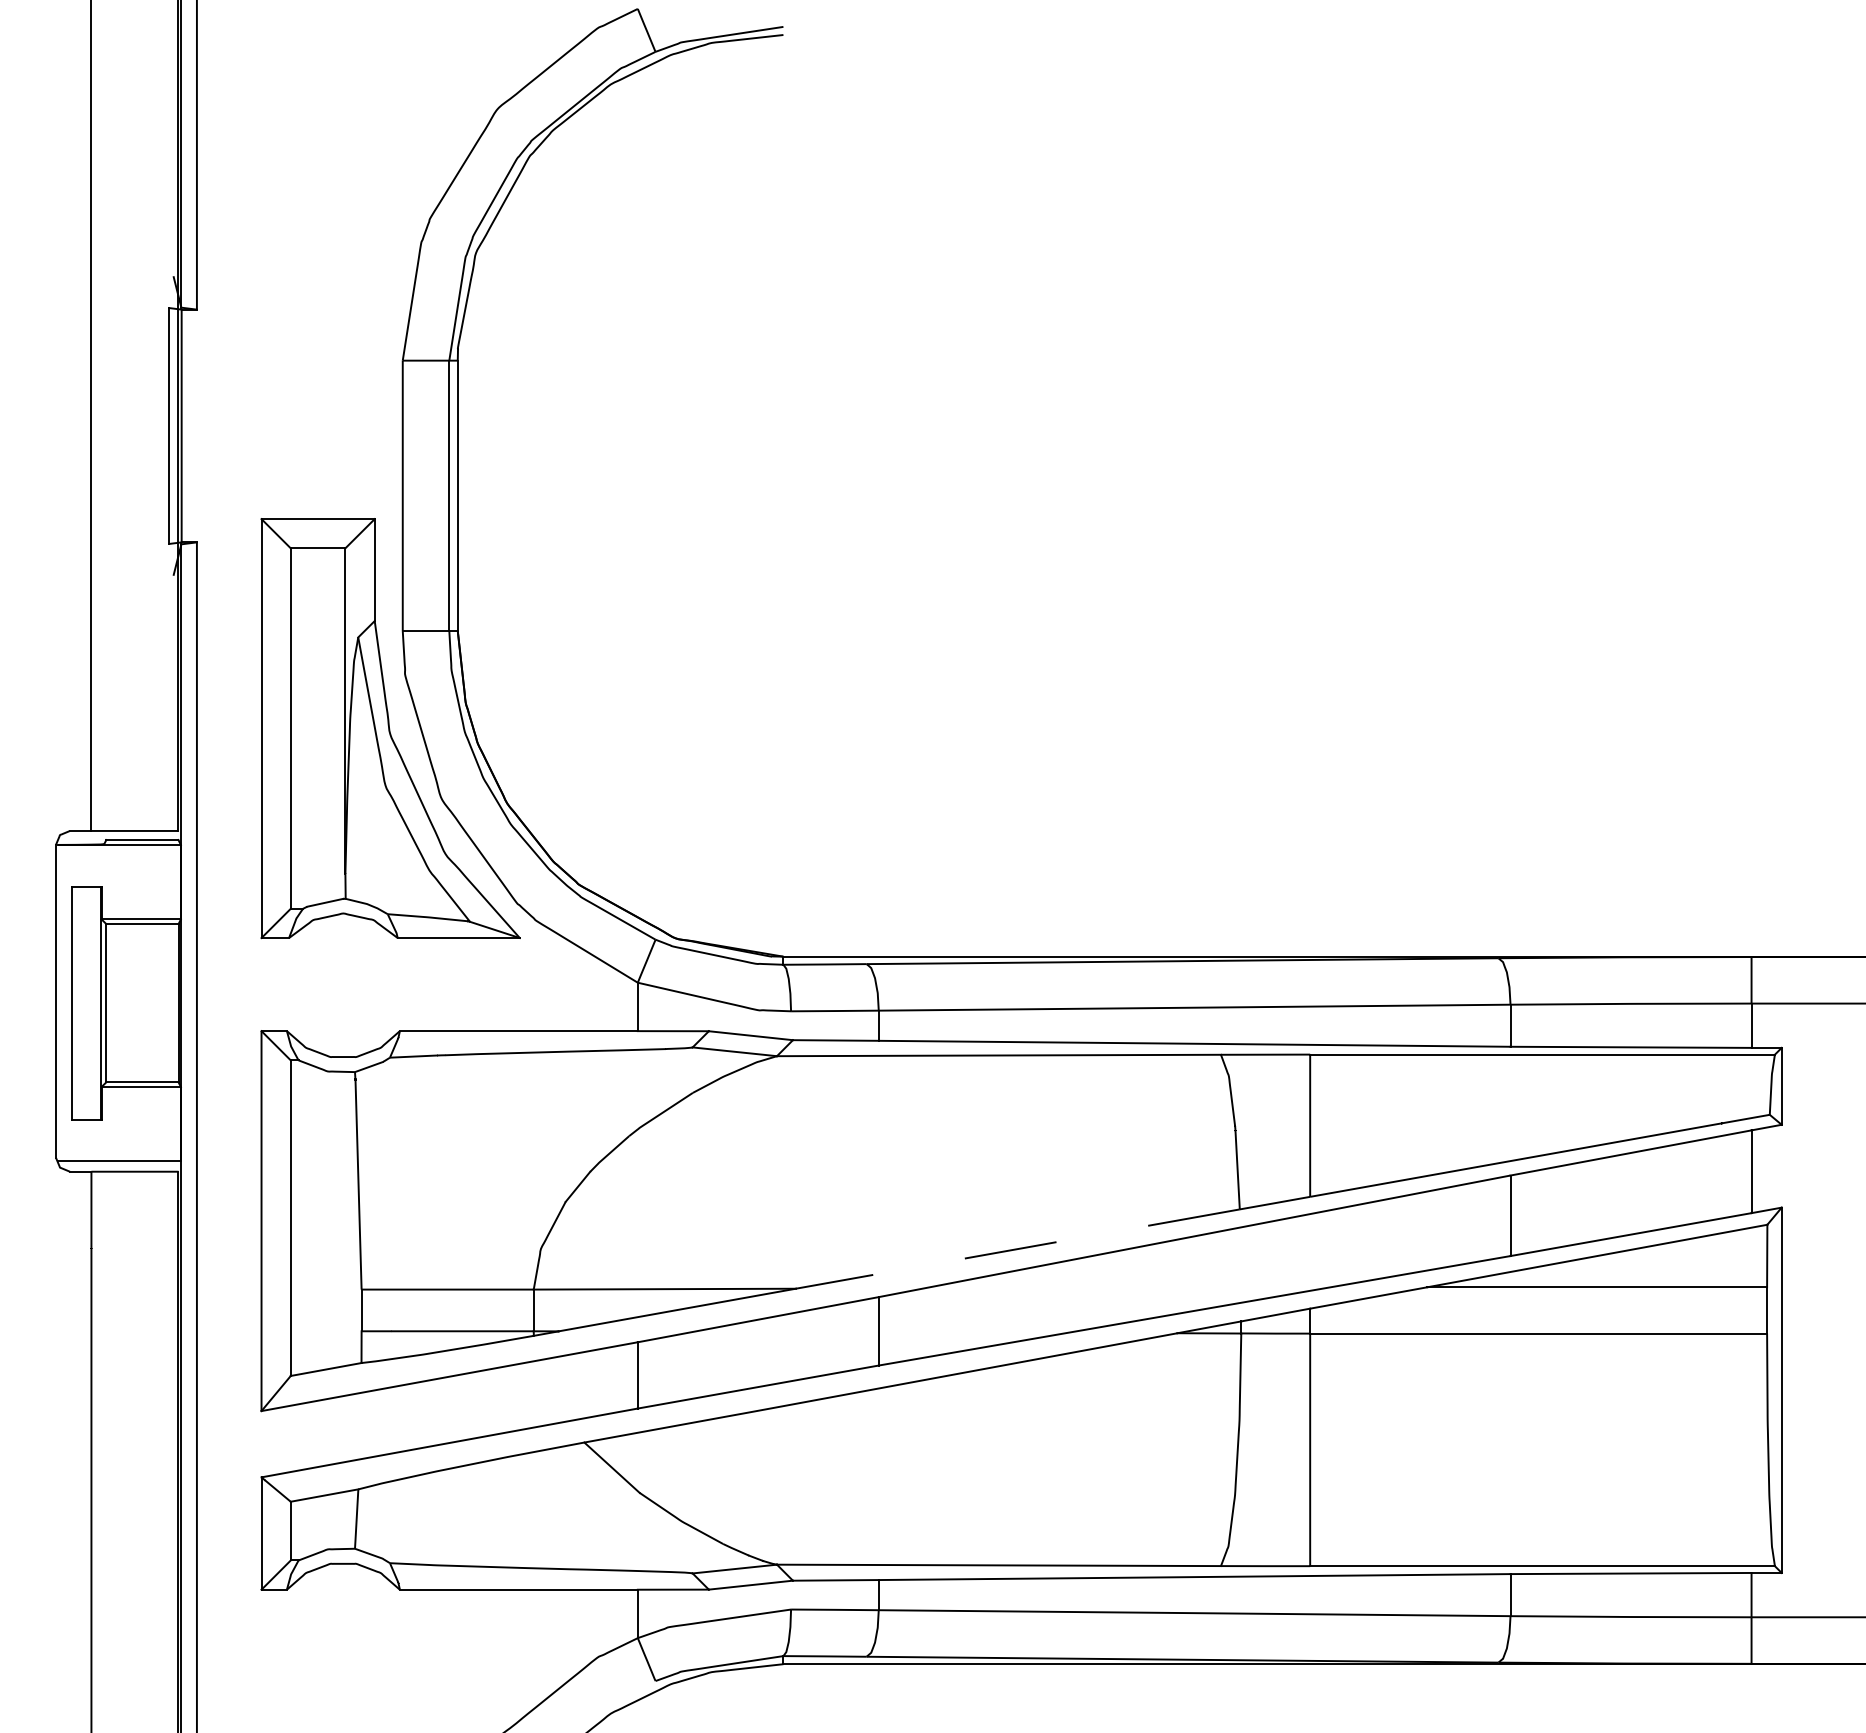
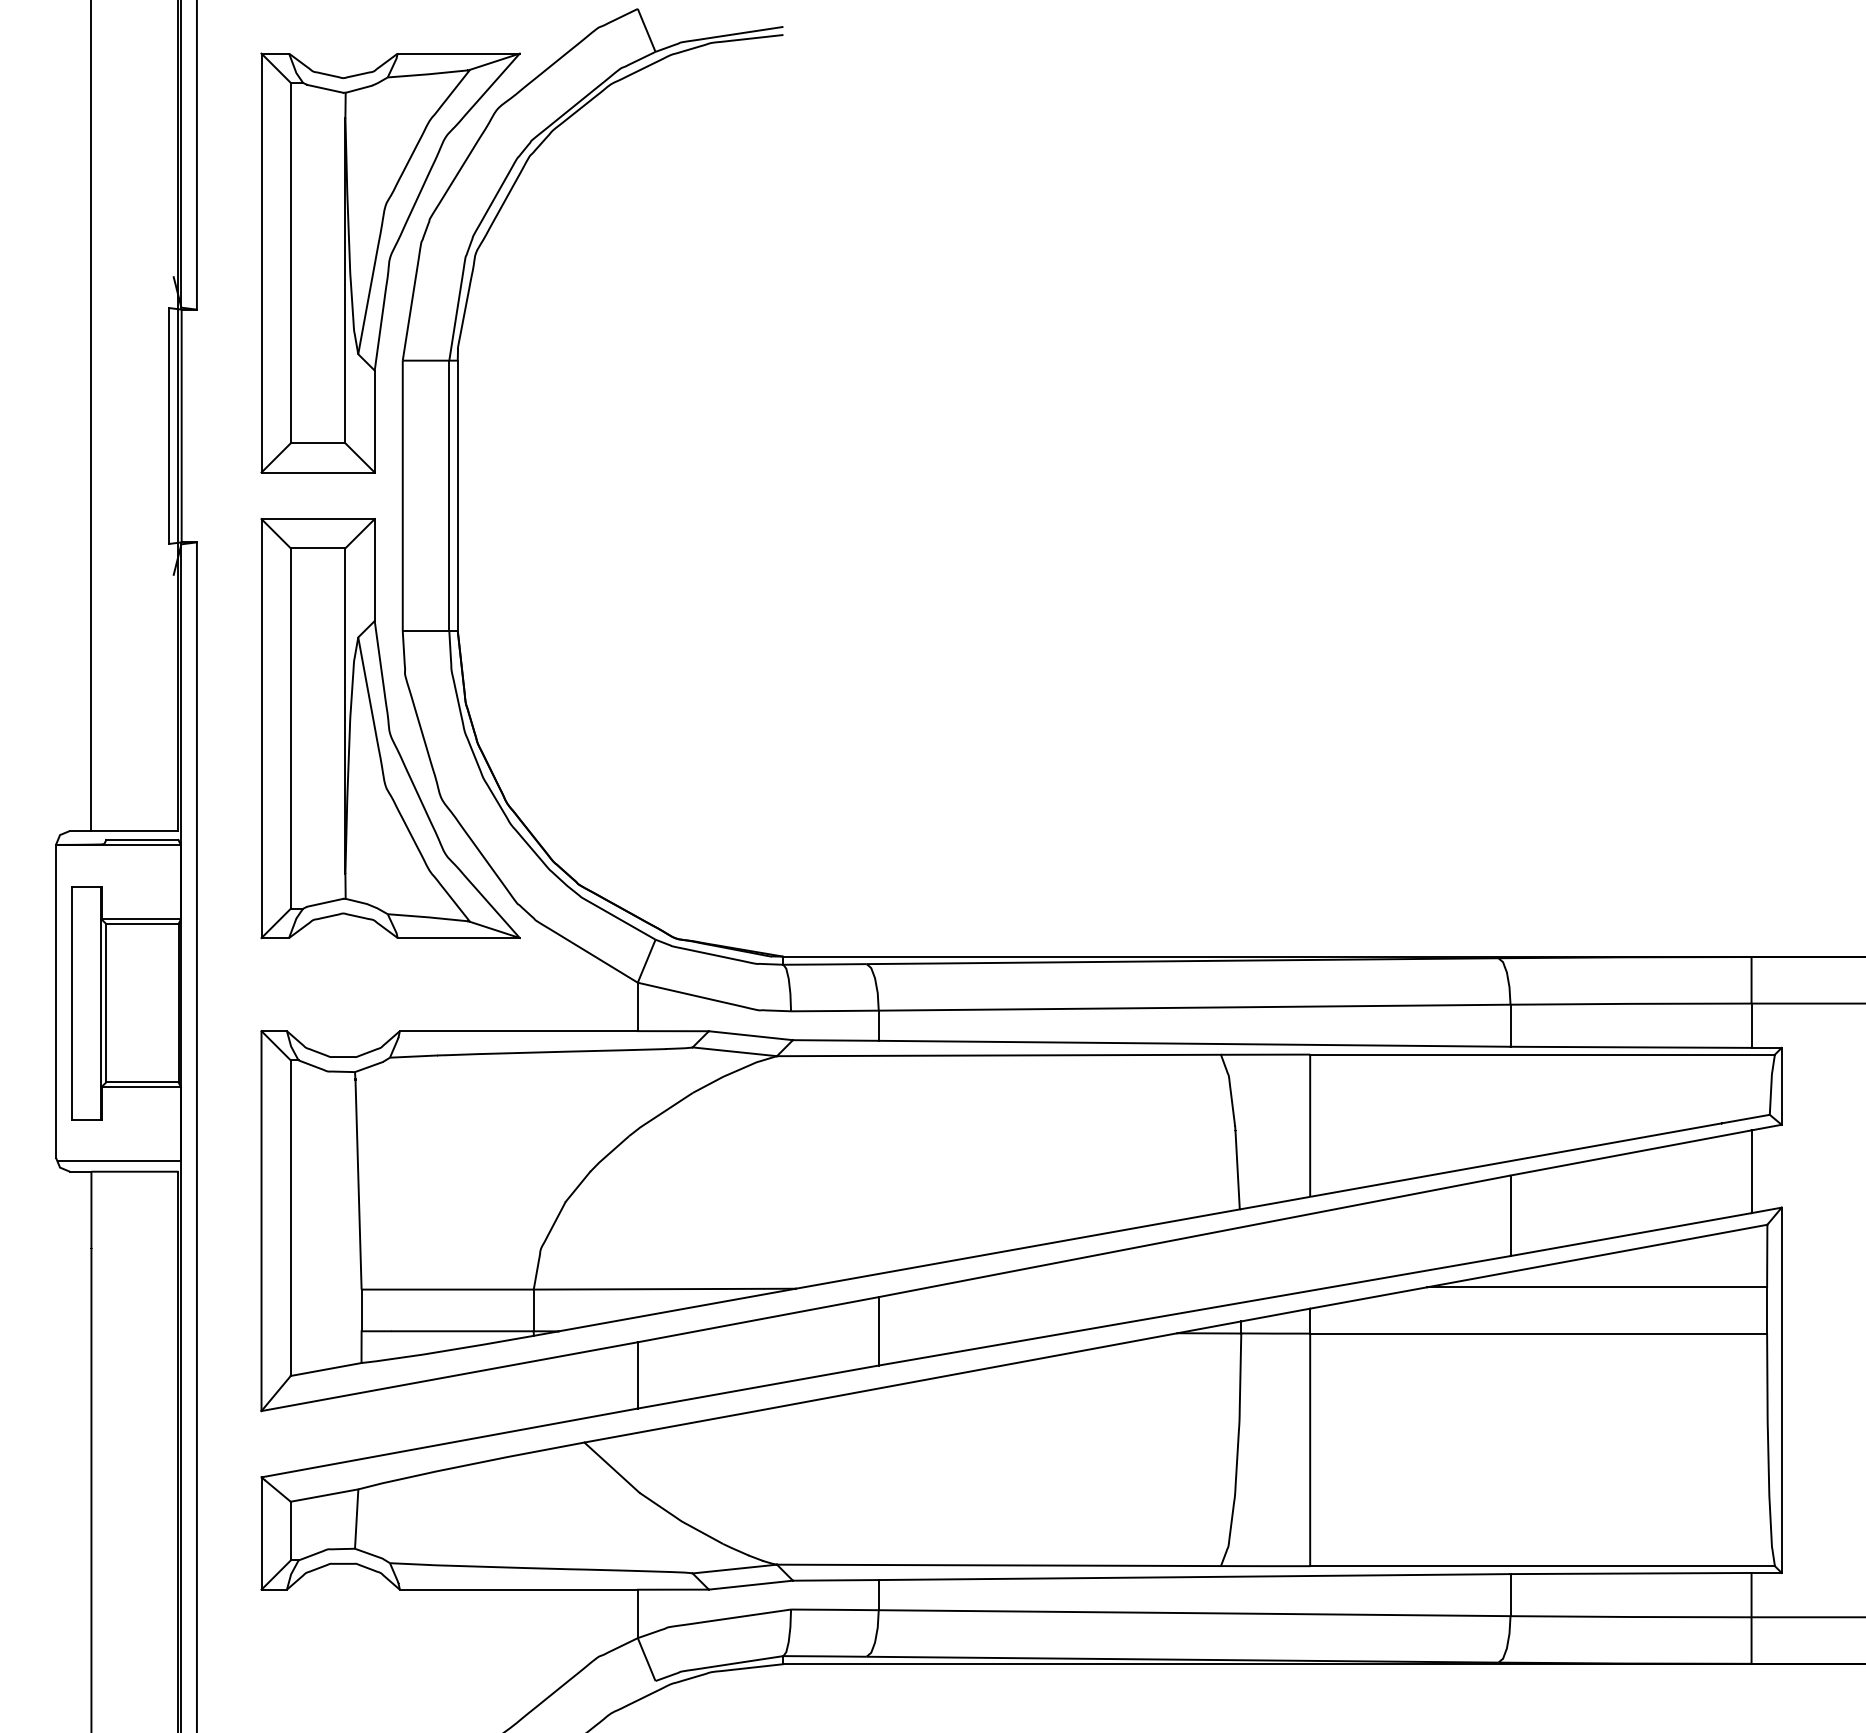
part: none -> present (390, 262)
line: dashed -> solid (1017, 1249)
